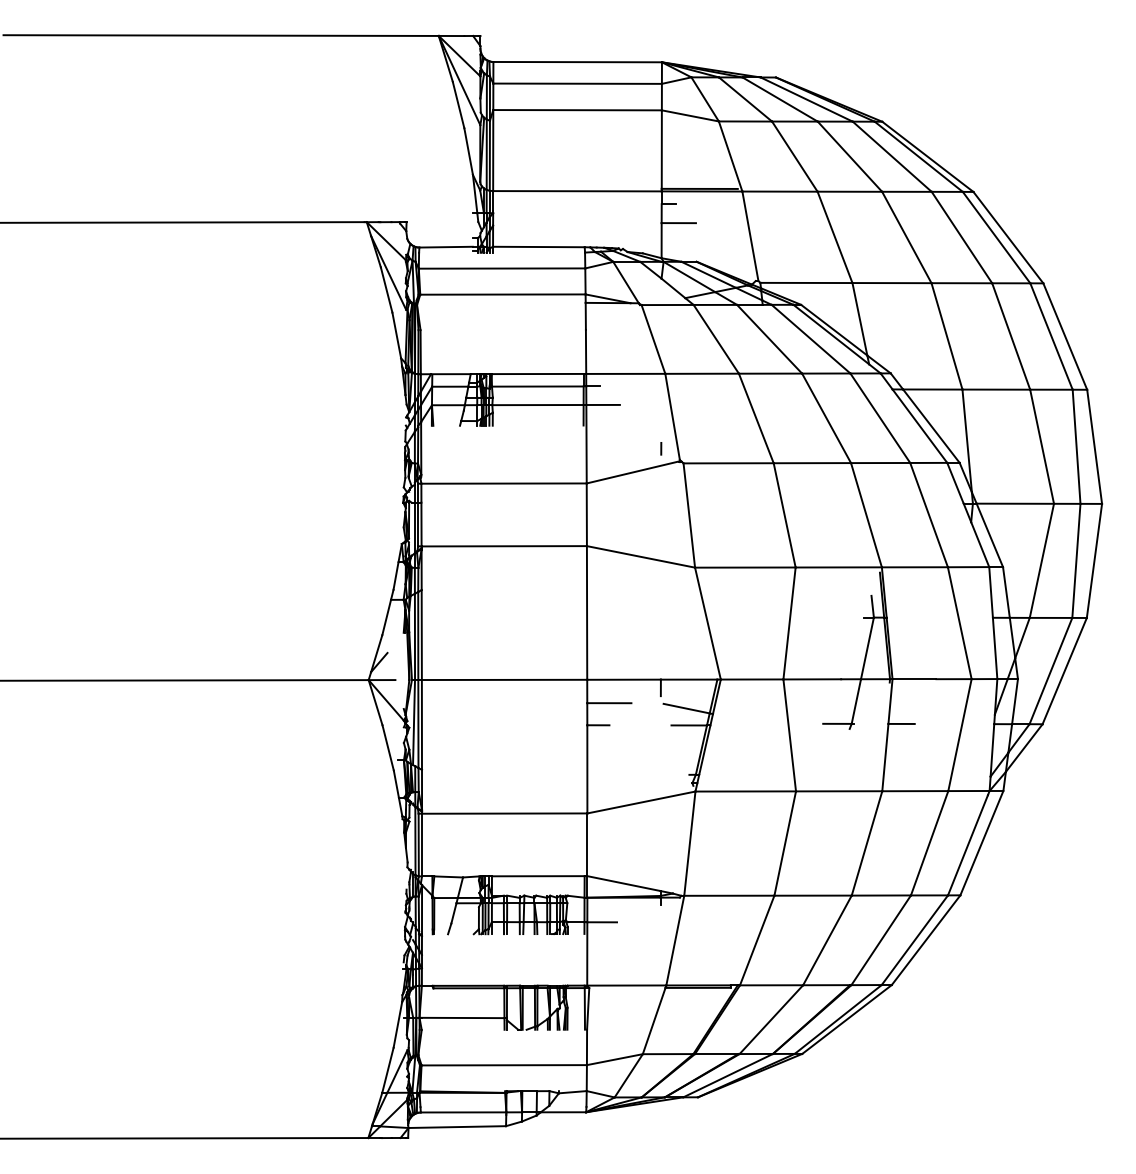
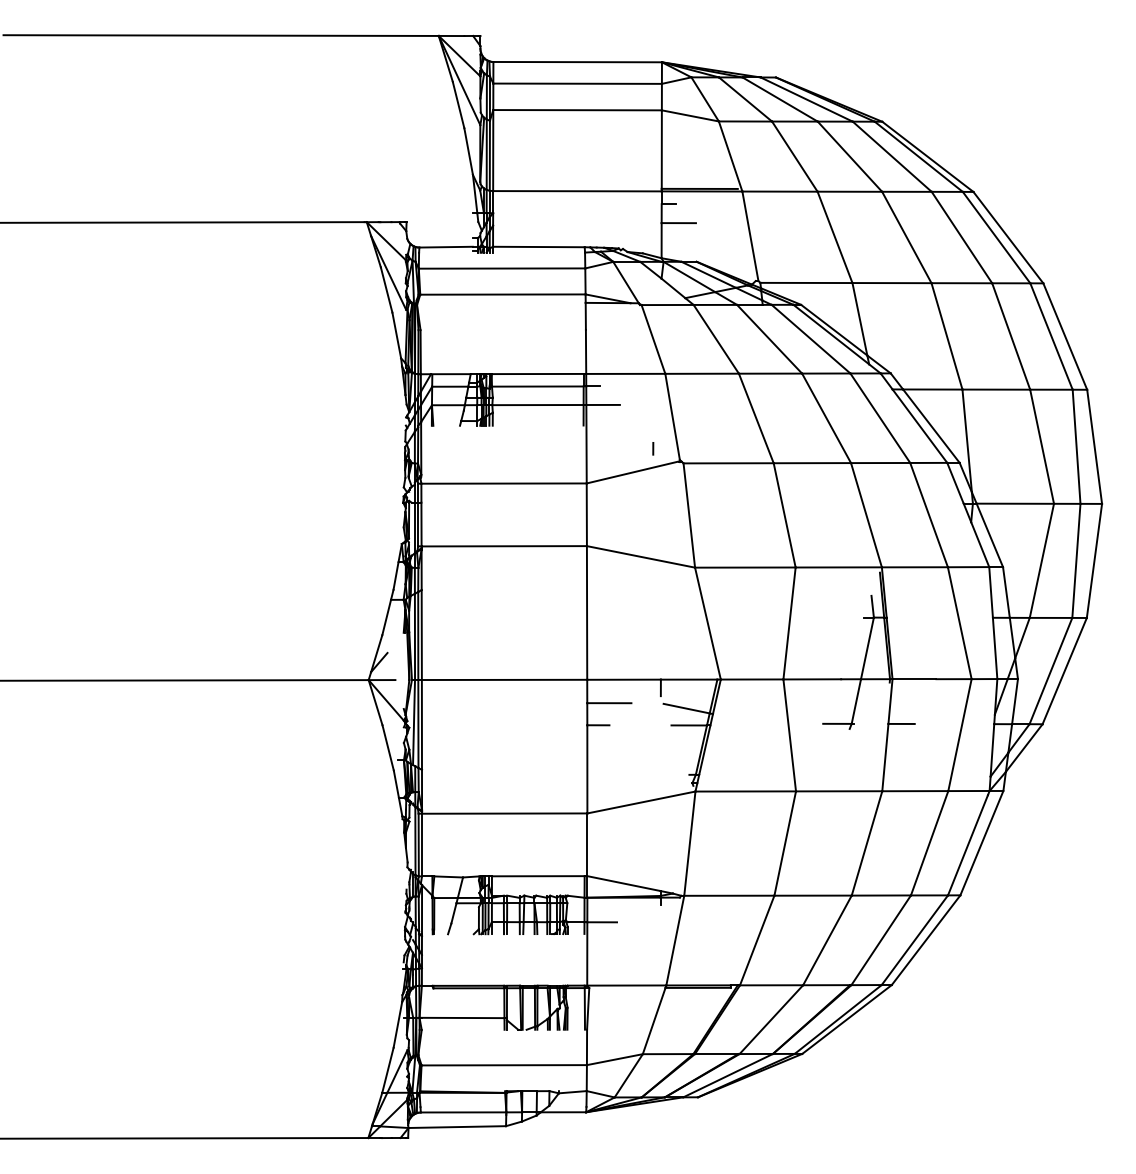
line position: (661, 448) -> (653, 448) (653, 448)
